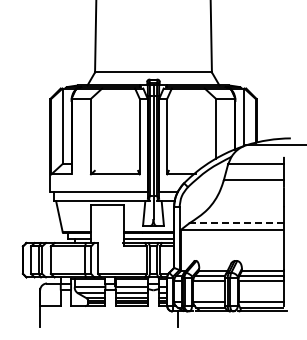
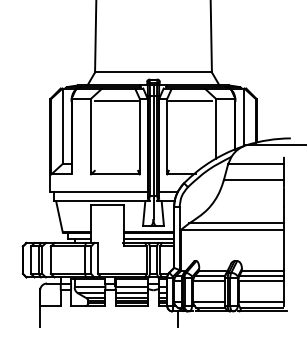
line: none -> present (116, 100)
line: none -> present (190, 100)
line: dashed -> solid (236, 223)
